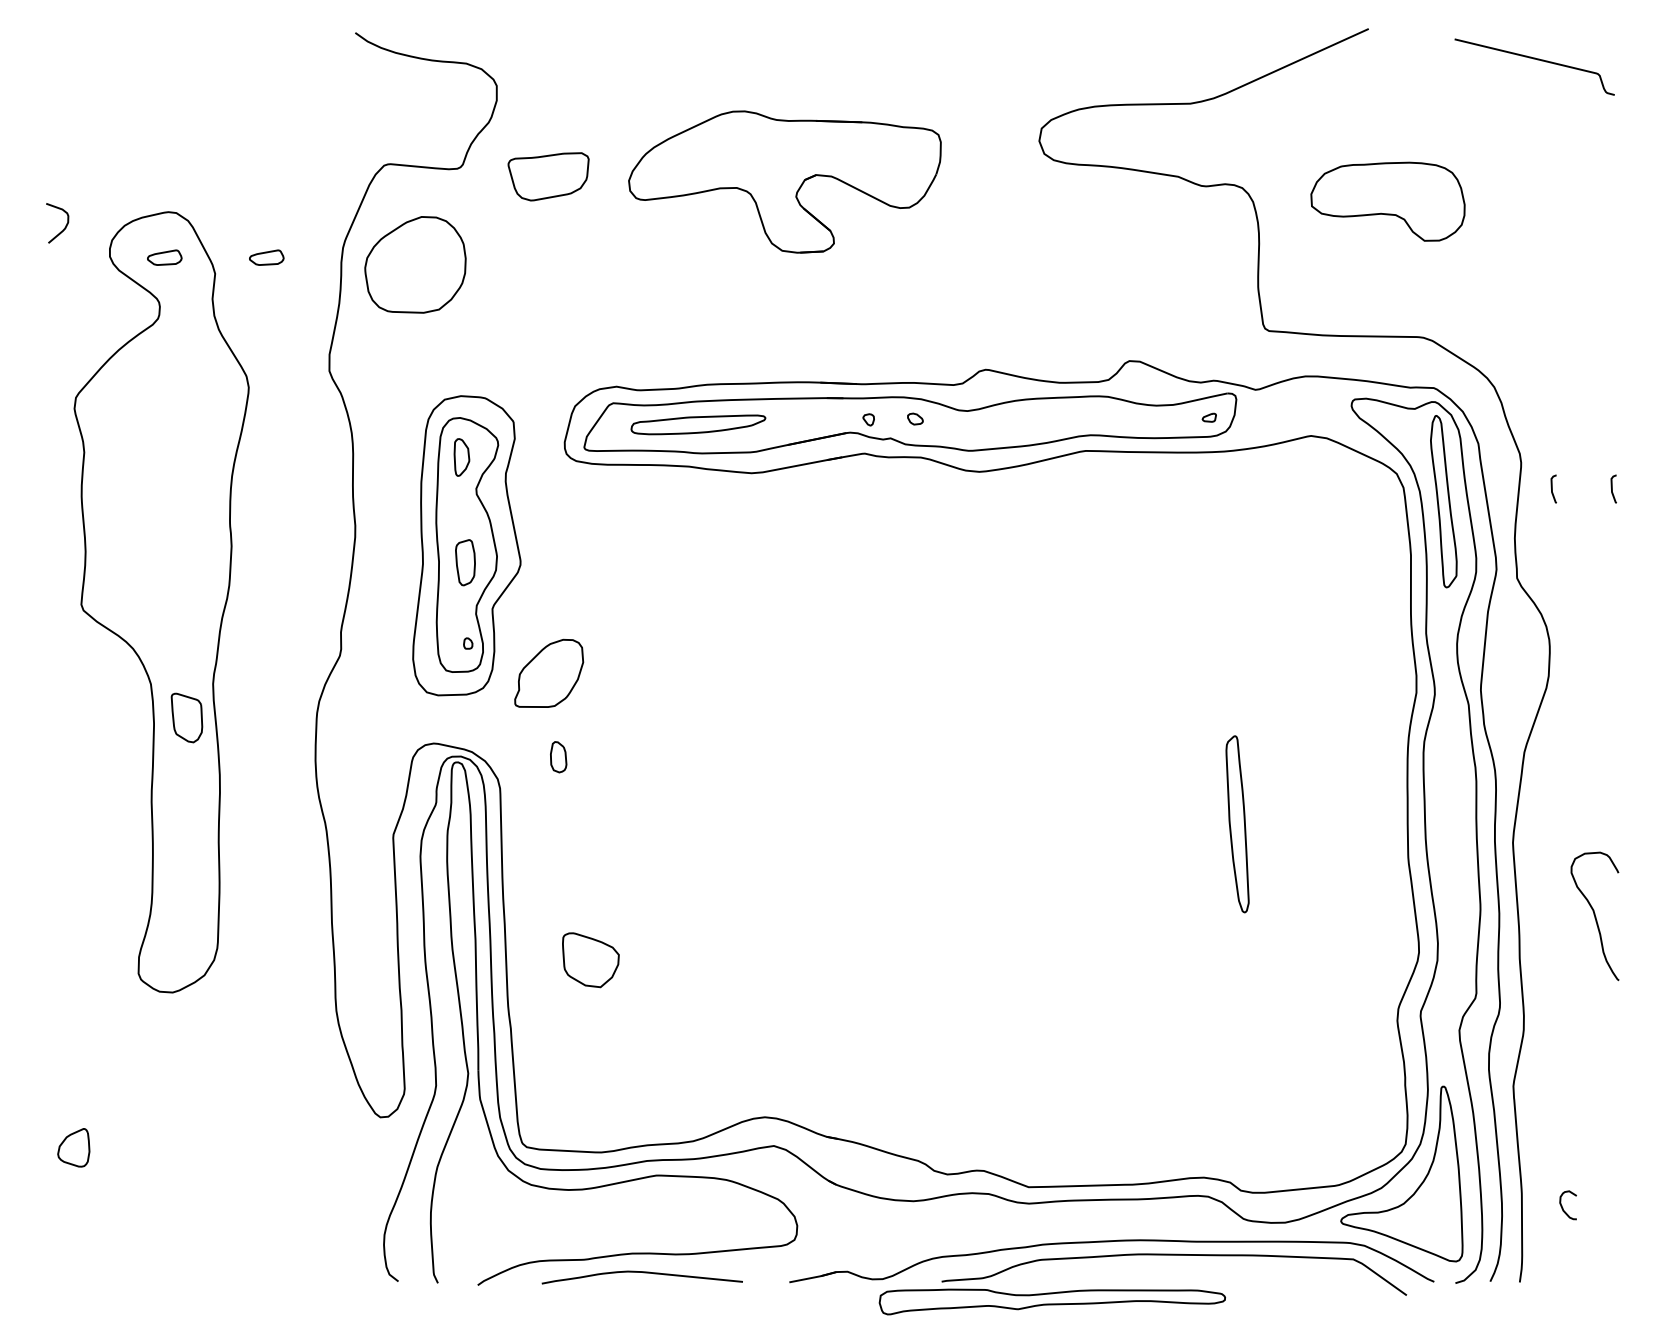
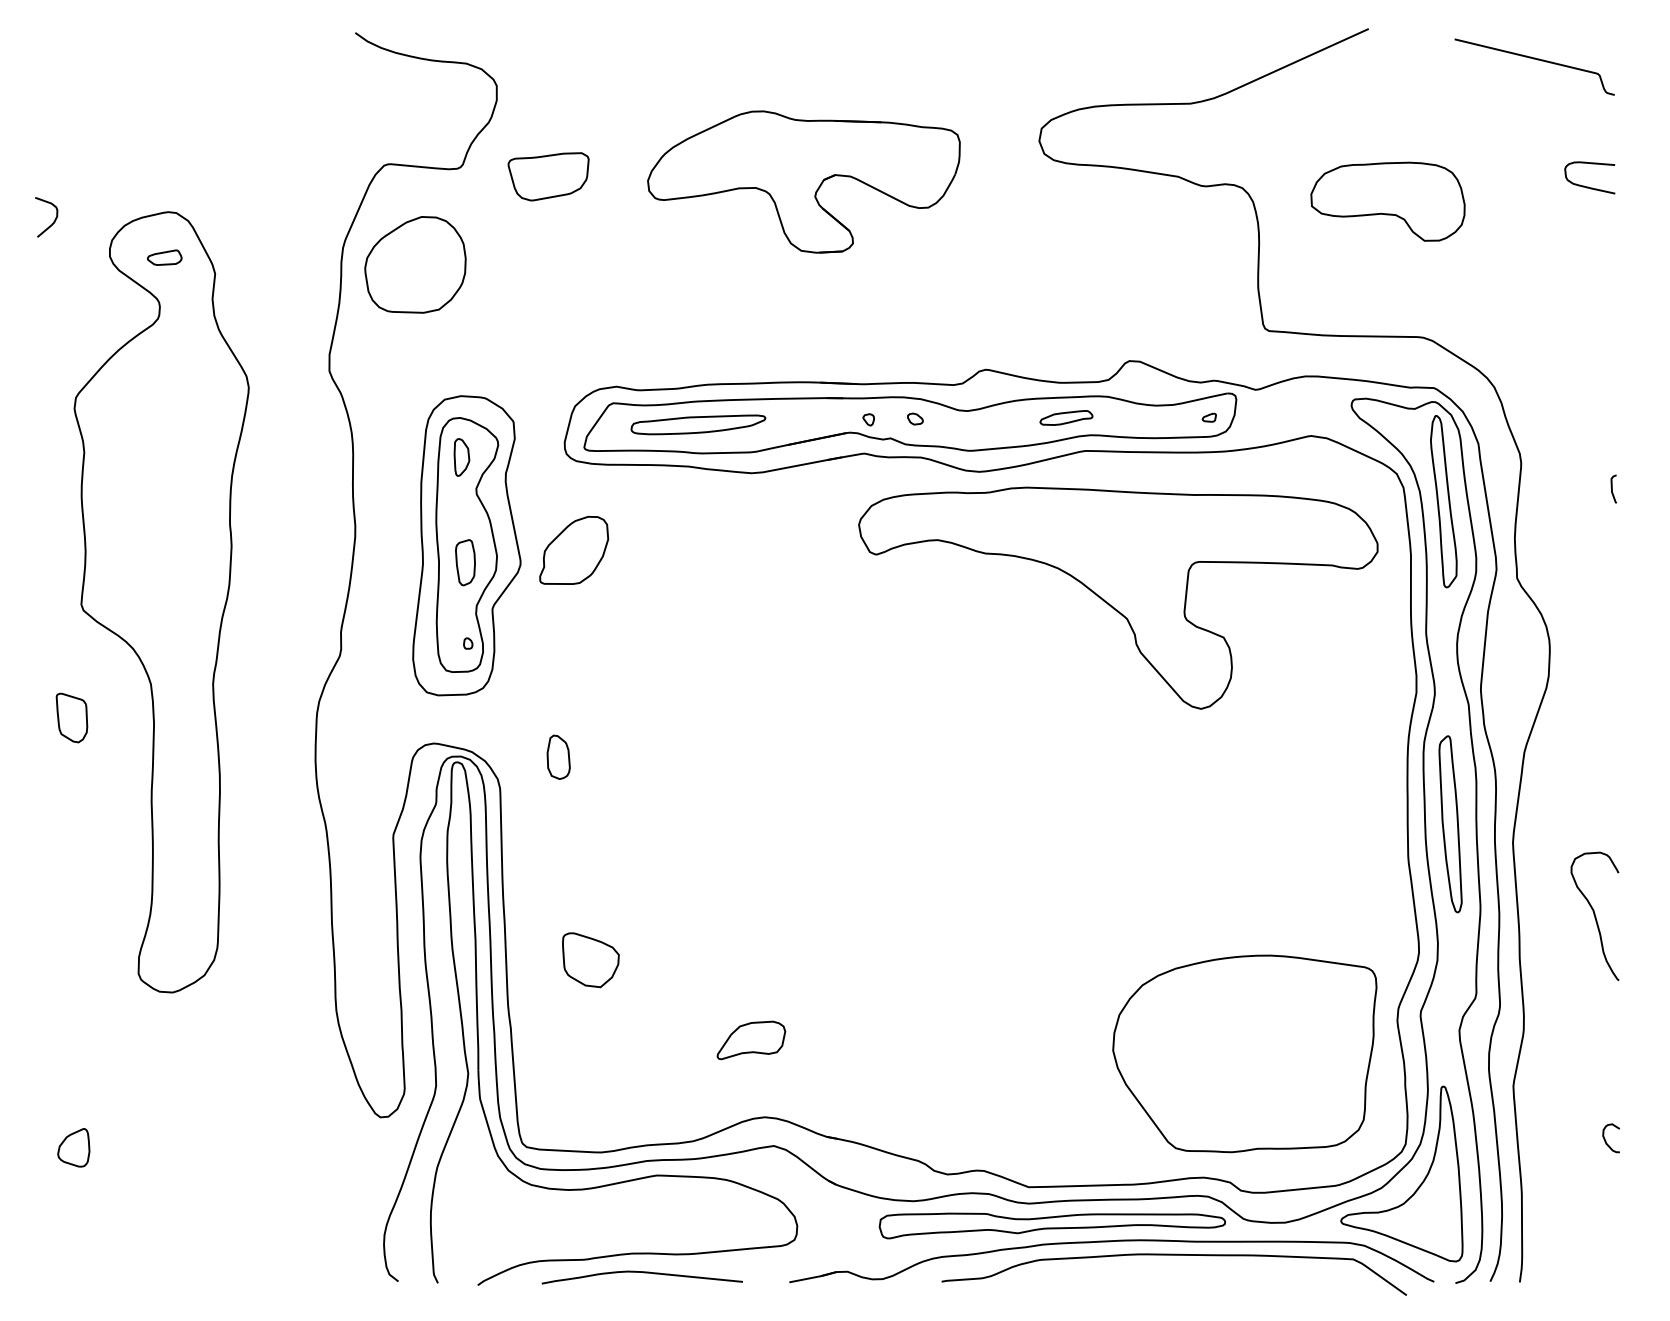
part position: (784, 181) -> (803, 181) (803, 181)
curve: none -> present (1588, 186)
curve position: (63, 228) -> (52, 222) (52, 222)
part: present -> none (266, 257)
part: none -> present (1066, 417)
curve: present -> none (1552, 488)
part: none -> present (1118, 597)
part position: (549, 672) -> (574, 549) (574, 549)
part position: (186, 717) -> (71, 717) (71, 717)
part size: 18x33 px -> 25x46 px (558, 756)
part position: (1237, 824) -> (1450, 824) (1450, 824)
part: none -> present (751, 1040)
part: none -> present (1244, 1053)
curve position: (1563, 1207) -> (1606, 1140) (1606, 1140)
part position: (1051, 1301) -> (1051, 1225) (1051, 1225)
